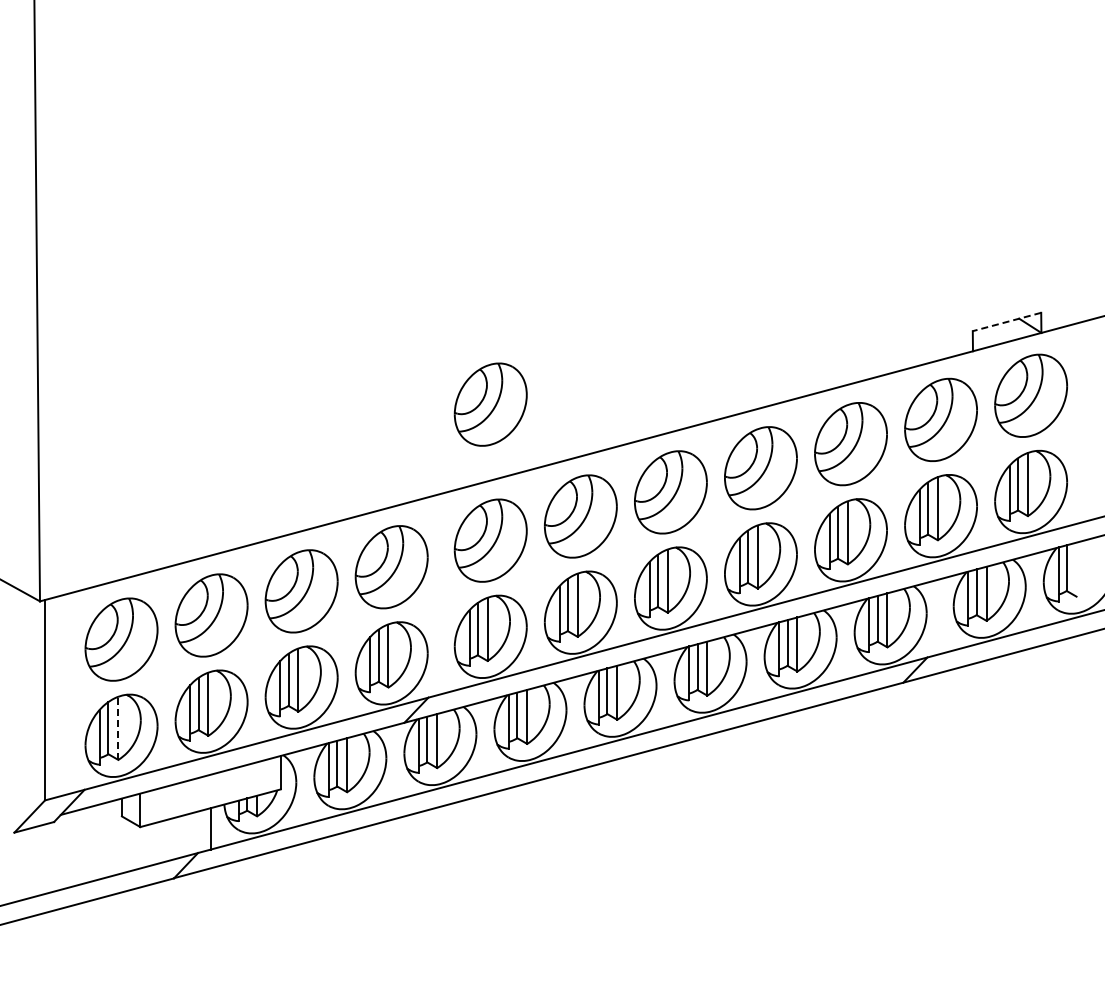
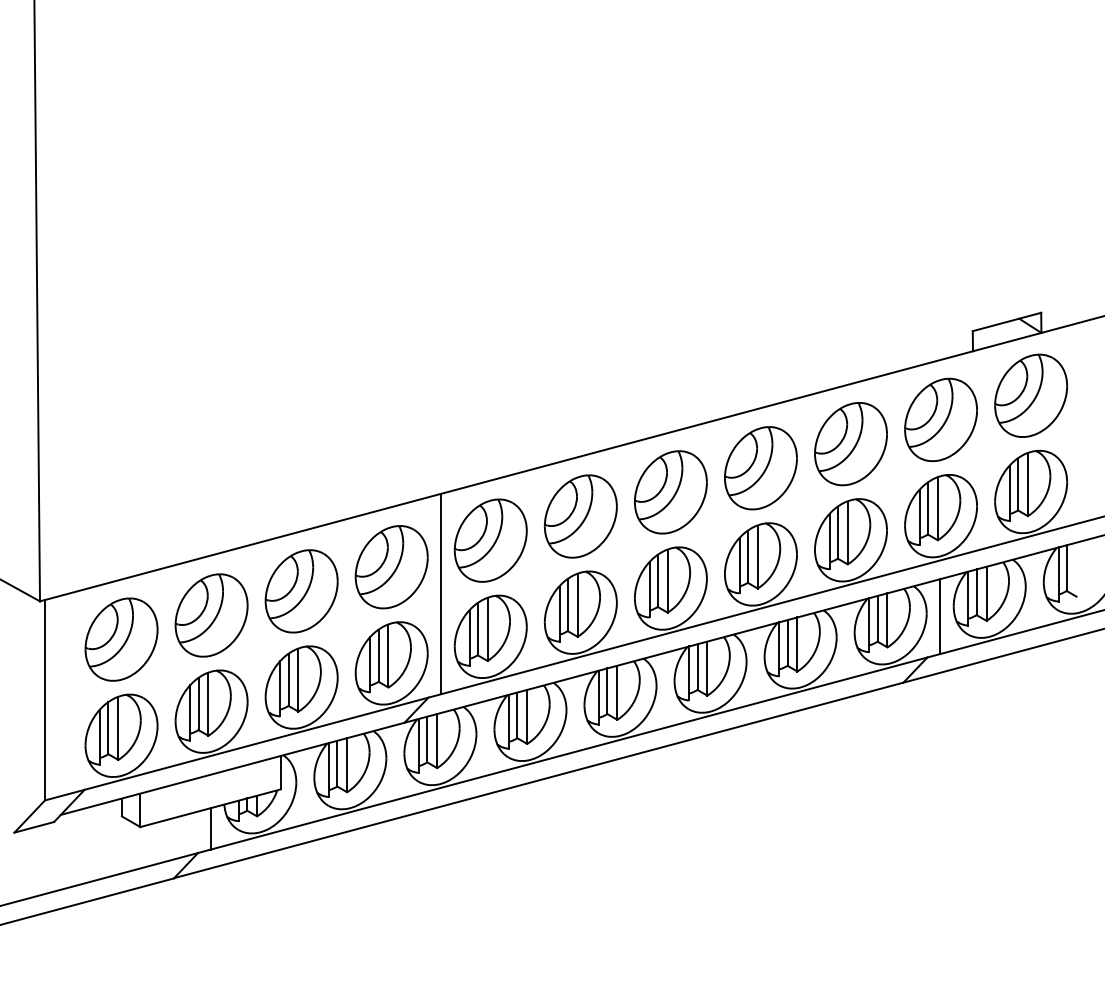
line: dashed -> solid (1006, 322)
part: present -> none (490, 404)
line: none -> present (441, 593)
line: none -> present (940, 616)
line: dashed -> solid (118, 728)
